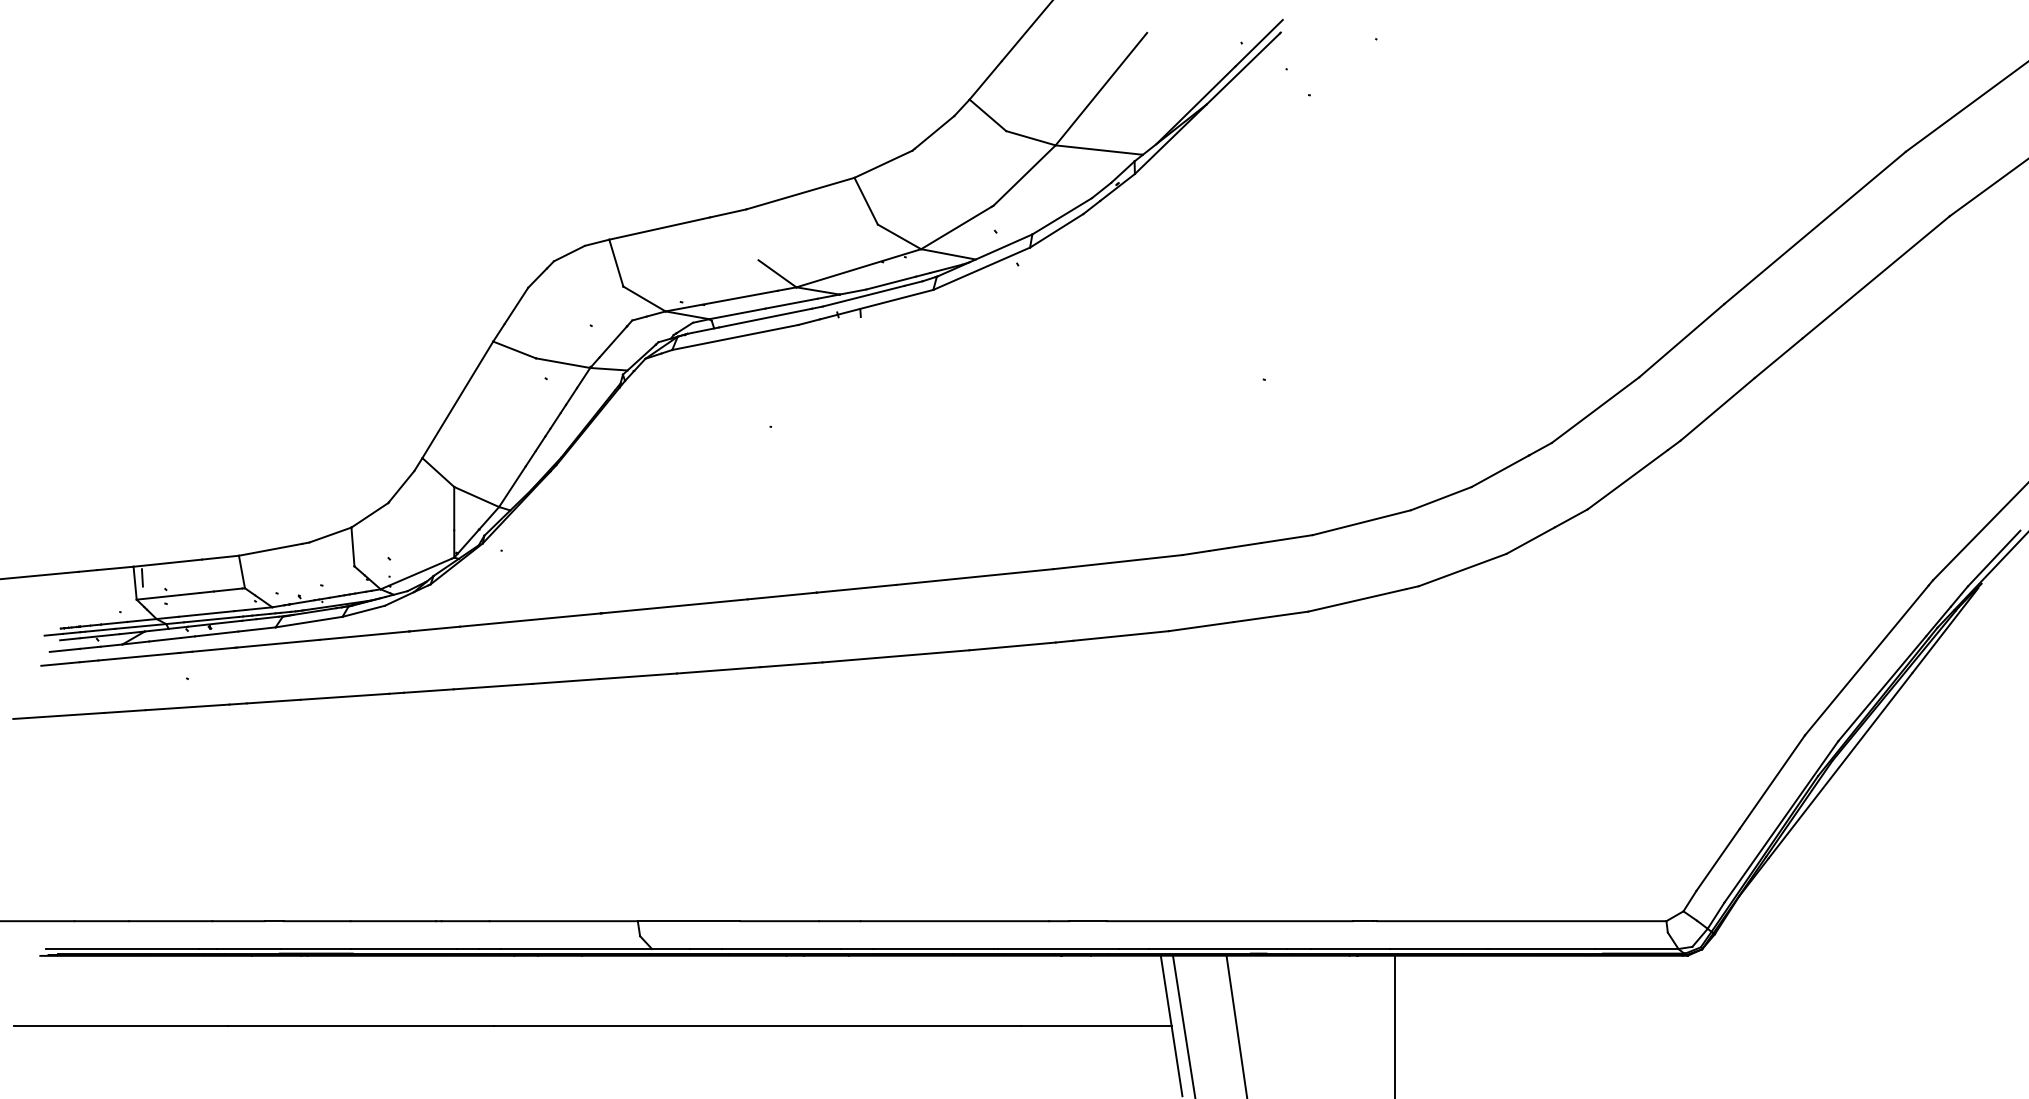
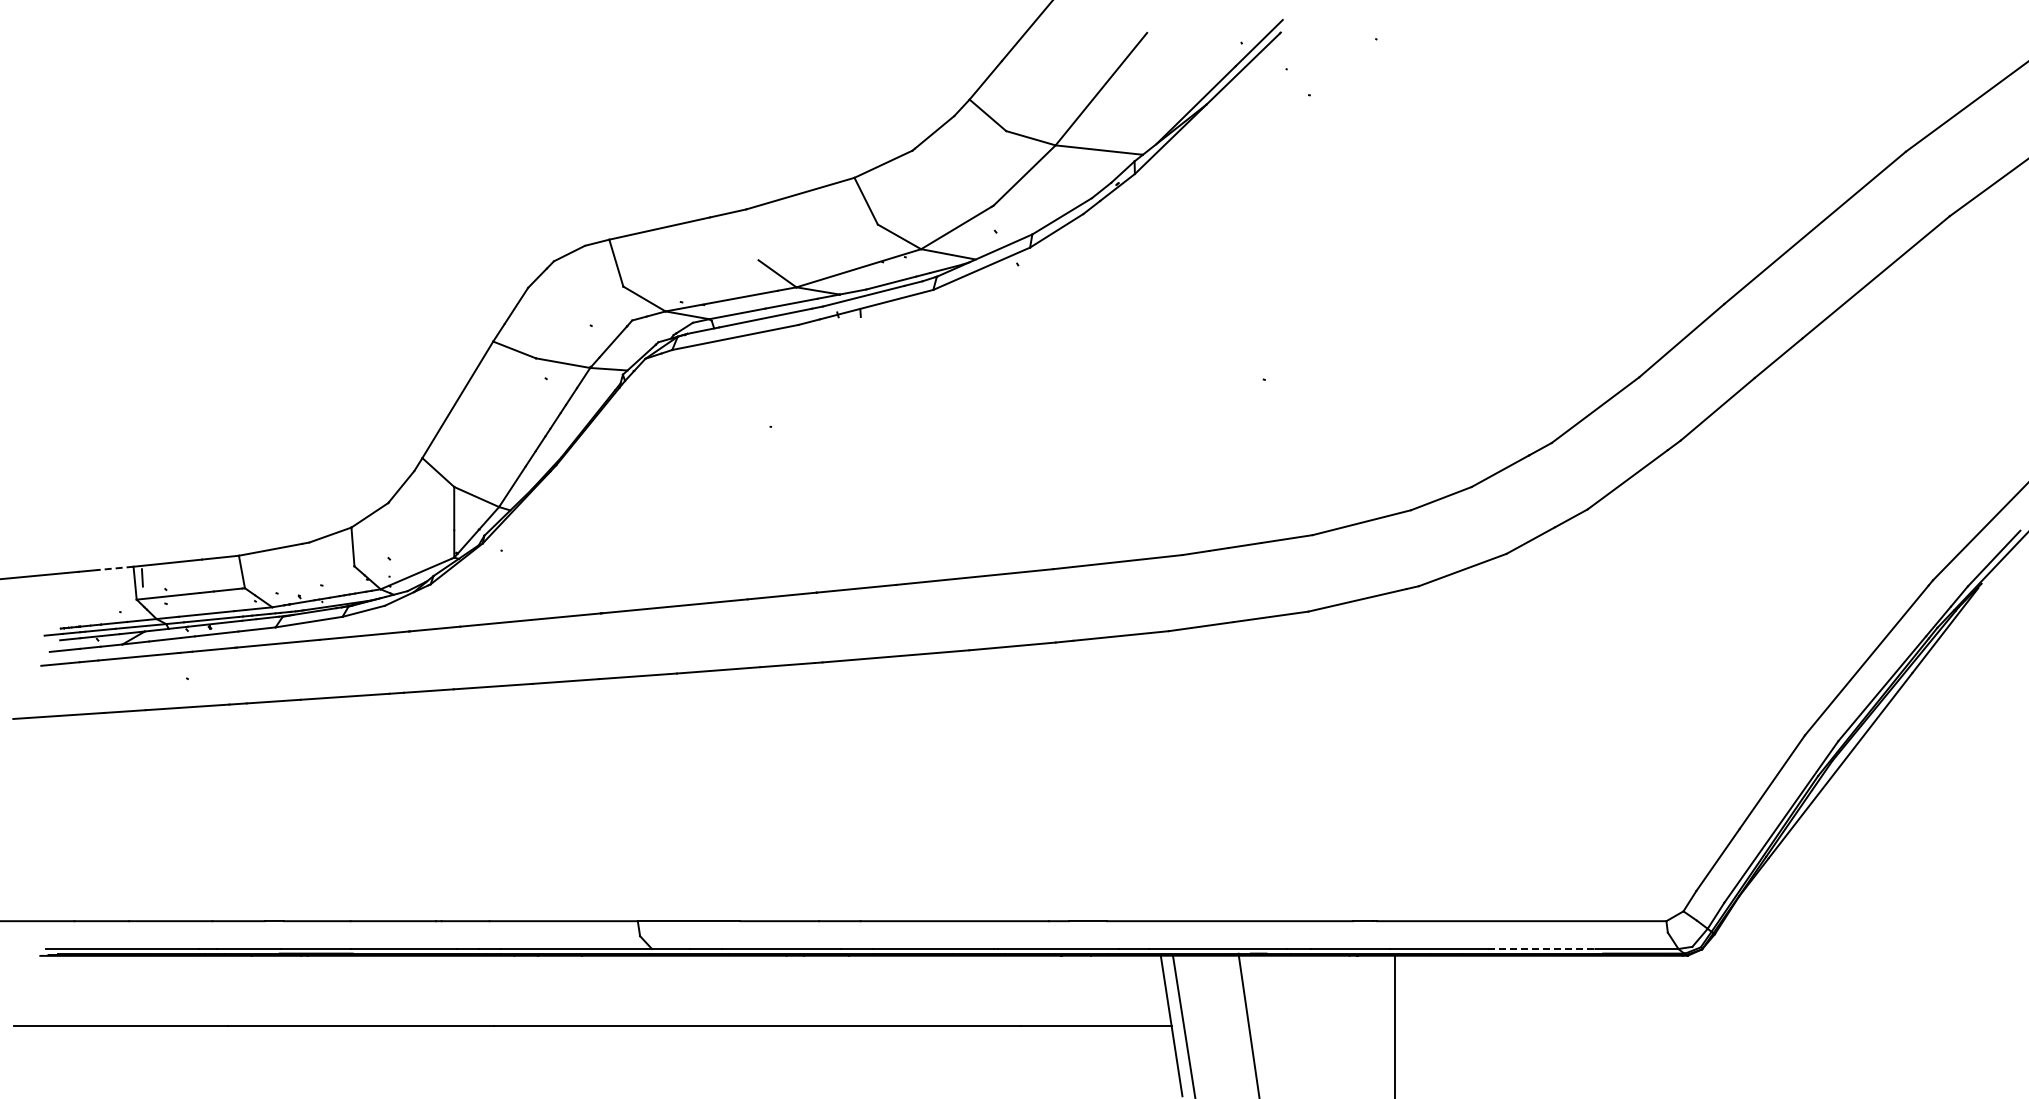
line: solid -> dashed (114, 568)
line: solid -> dashed (1541, 949)
line position: (1236, 1025) -> (1248, 1024) (1248, 1024)
